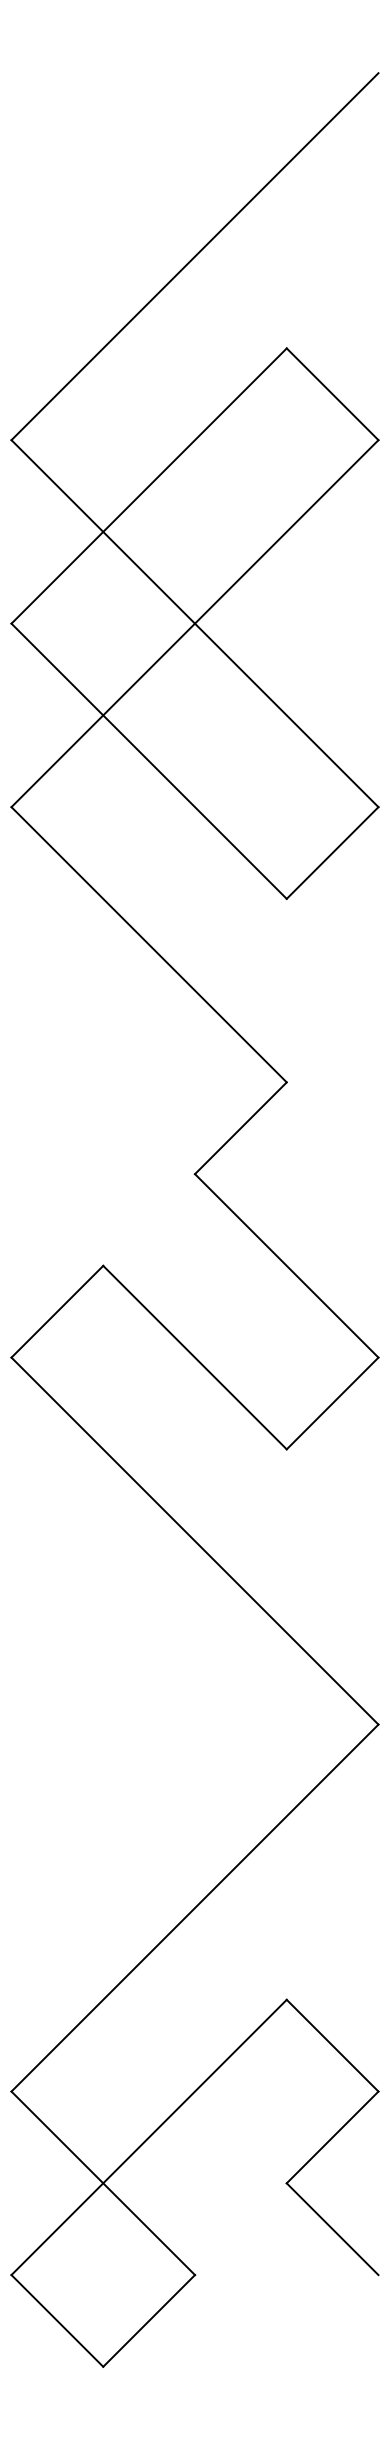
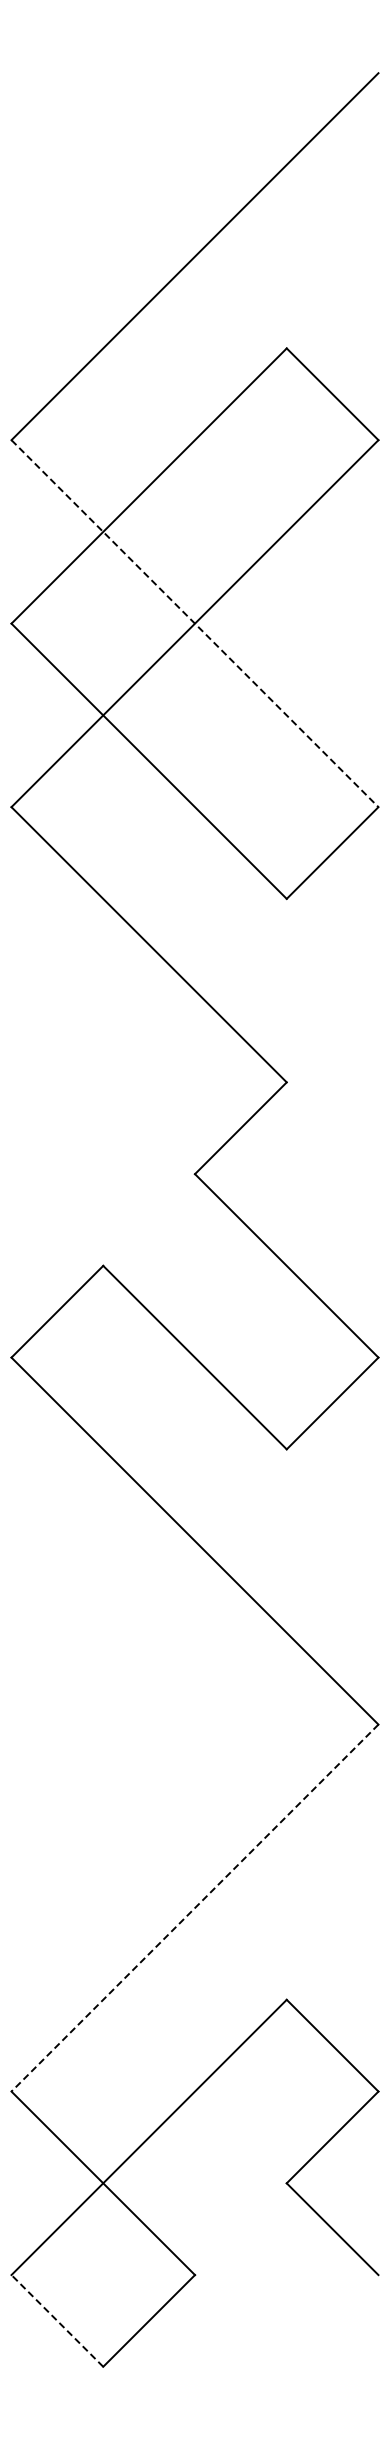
line: solid -> dashed (195, 624)
line: solid -> dashed (194, 1908)
line: solid -> dashed (57, 2320)
